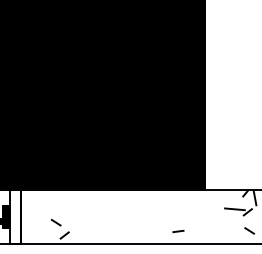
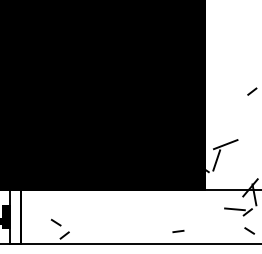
hatch: none -> present (231, 138)
